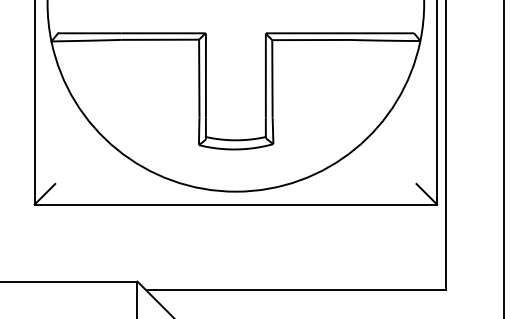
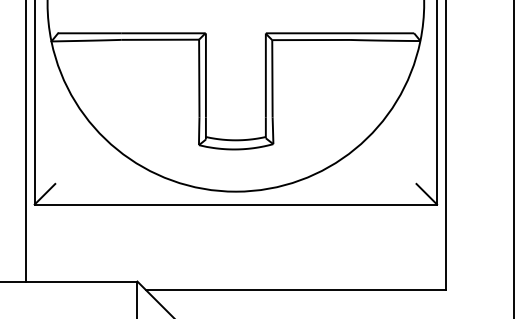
line: none -> present (26, 141)
line position: (504, 158) -> (514, 158) (514, 158)
